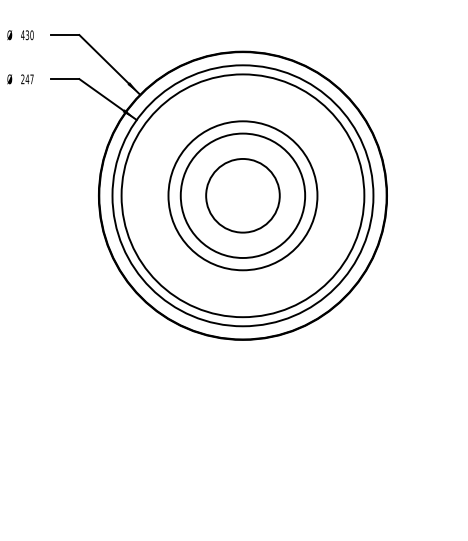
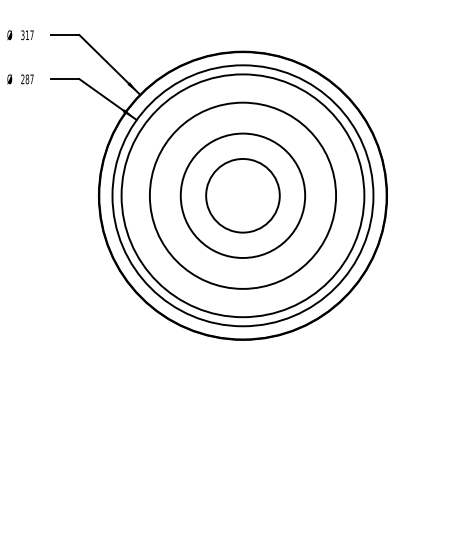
text: 430 -> 317 (27, 35)
text: 247 -> 287 (27, 79)
circle diameter: 149 px -> 186 px (242, 195)
